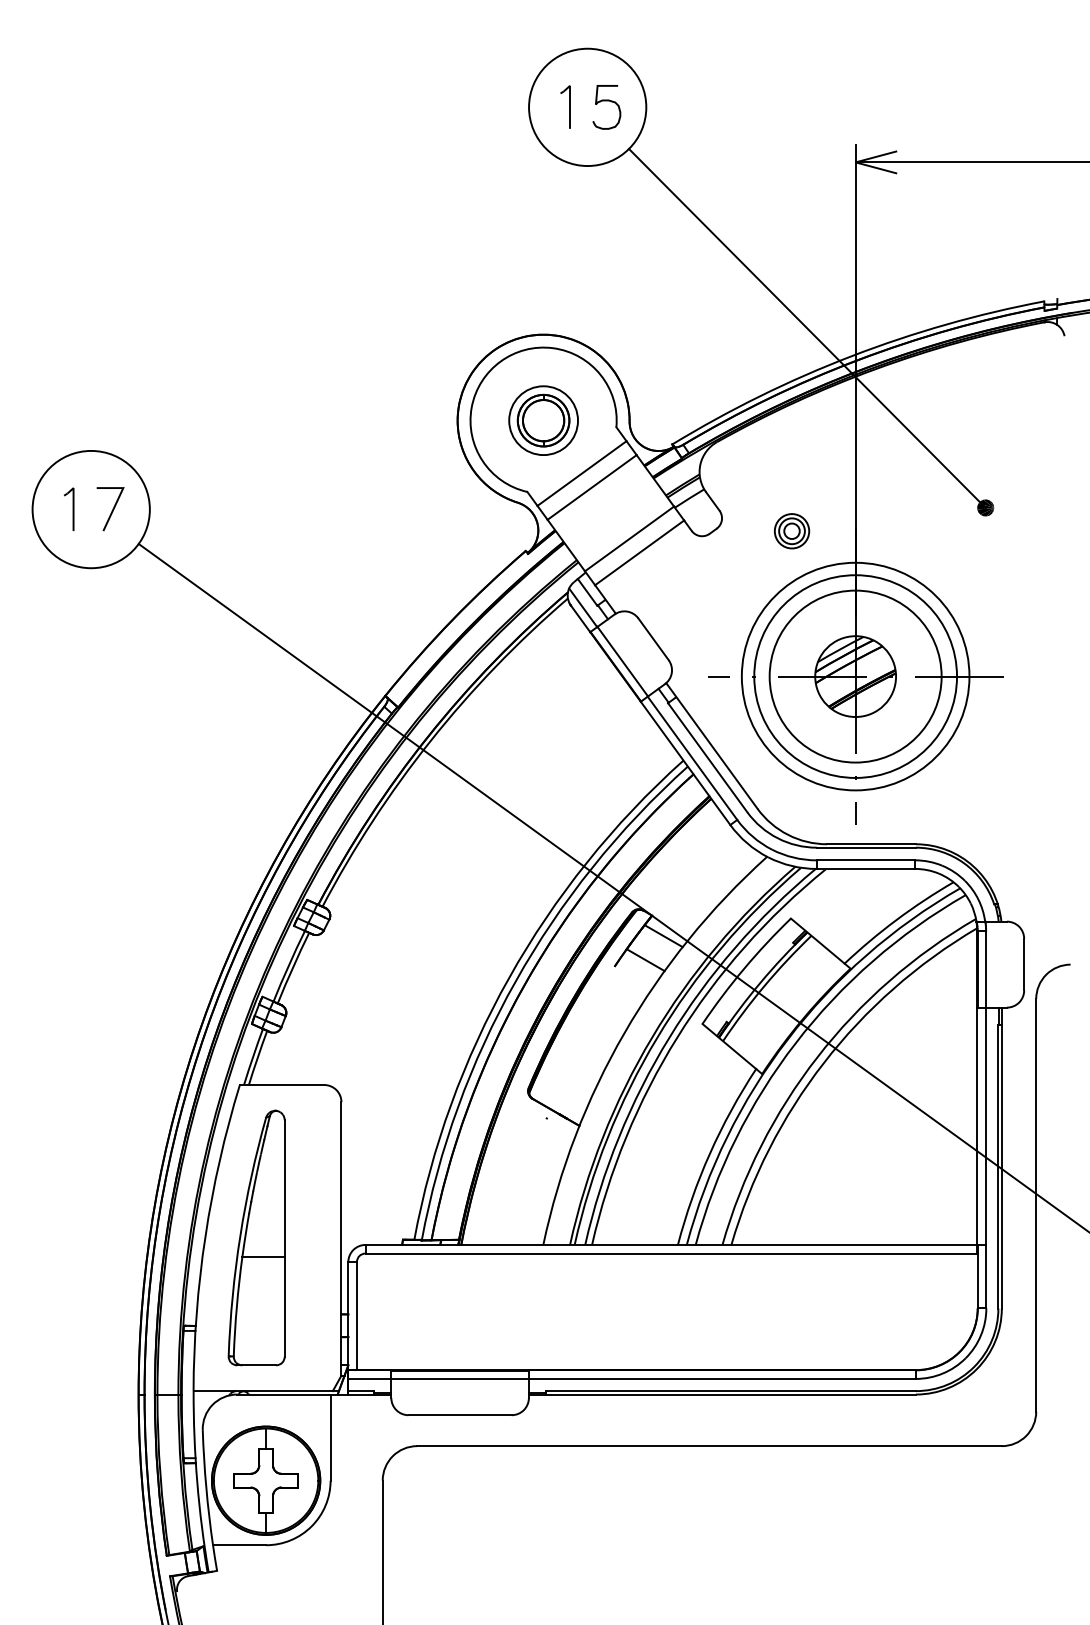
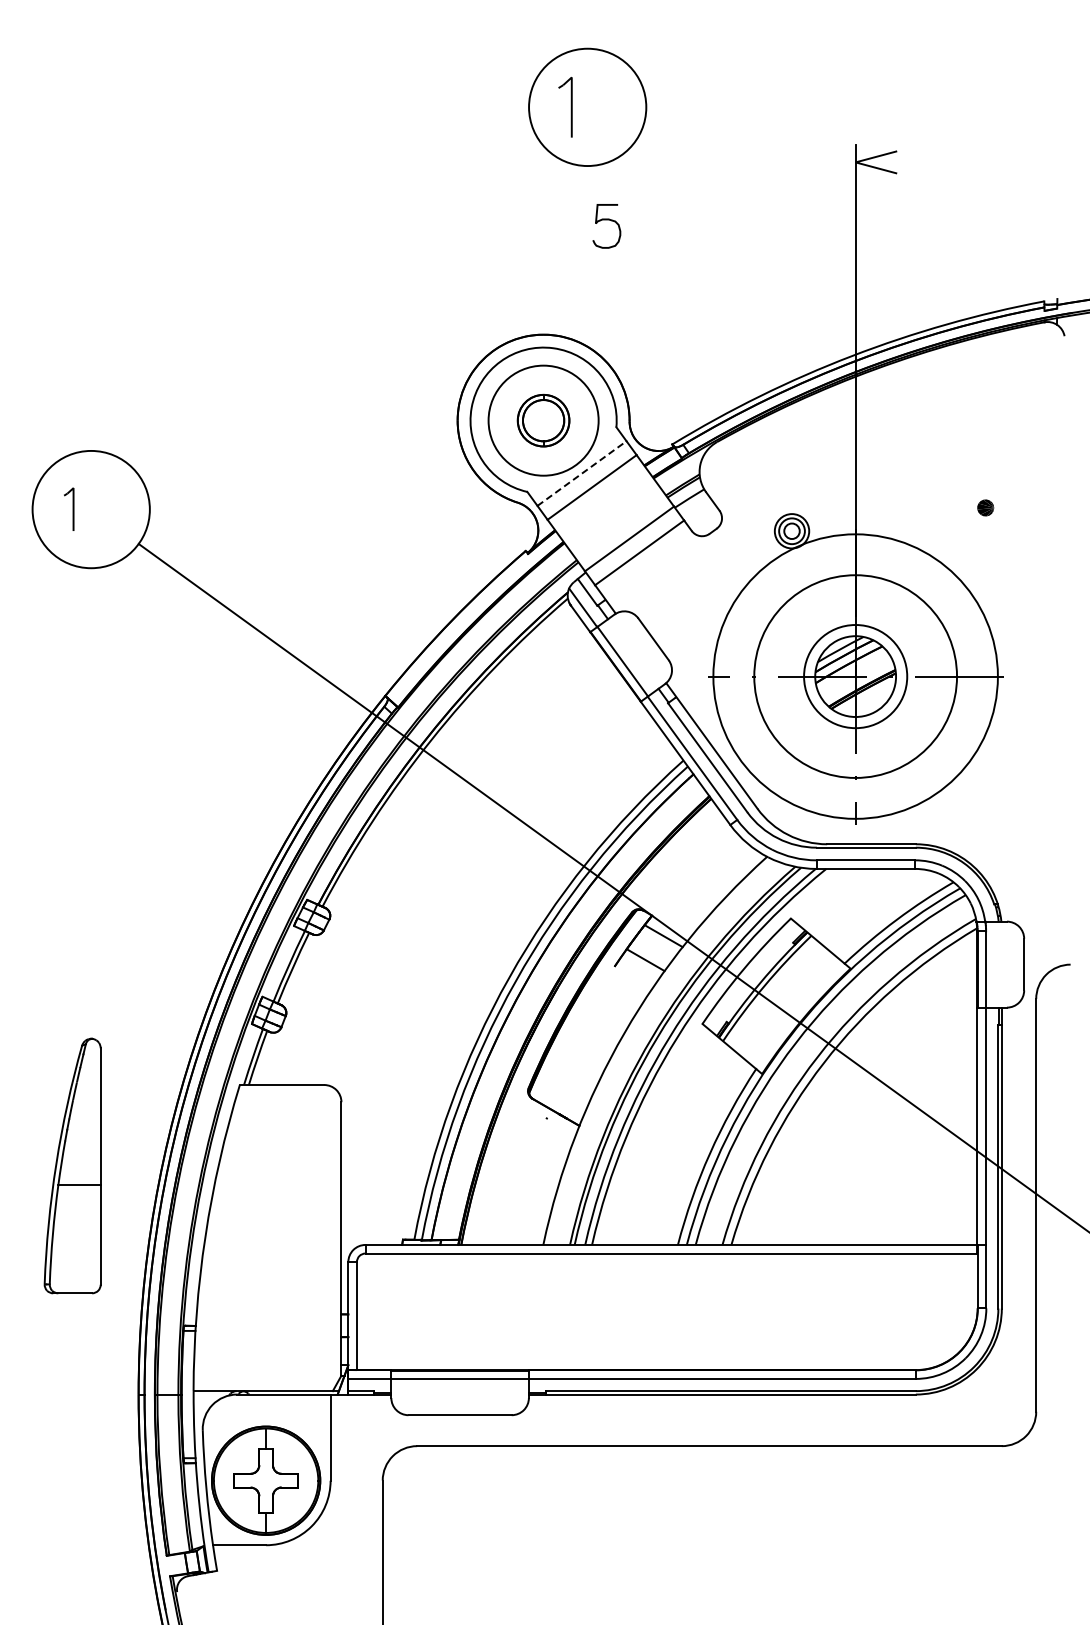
curve position: (606, 101) -> (606, 220) (606, 220)
part size: 11x44 px -> 15x61 px (565, 107)
line: present -> none (970, 162)
line: present -> none (807, 327)
circle diameter: 69 px -> 110 px (543, 420)
line: solid -> dashed (582, 473)
line: present -> none (111, 510)
circle diameter: 172 px -> 103 px (855, 676)
circle diameter: 228 px -> 285 px (855, 676)
part position: (256, 1237) -> (72, 1165) (72, 1165)
